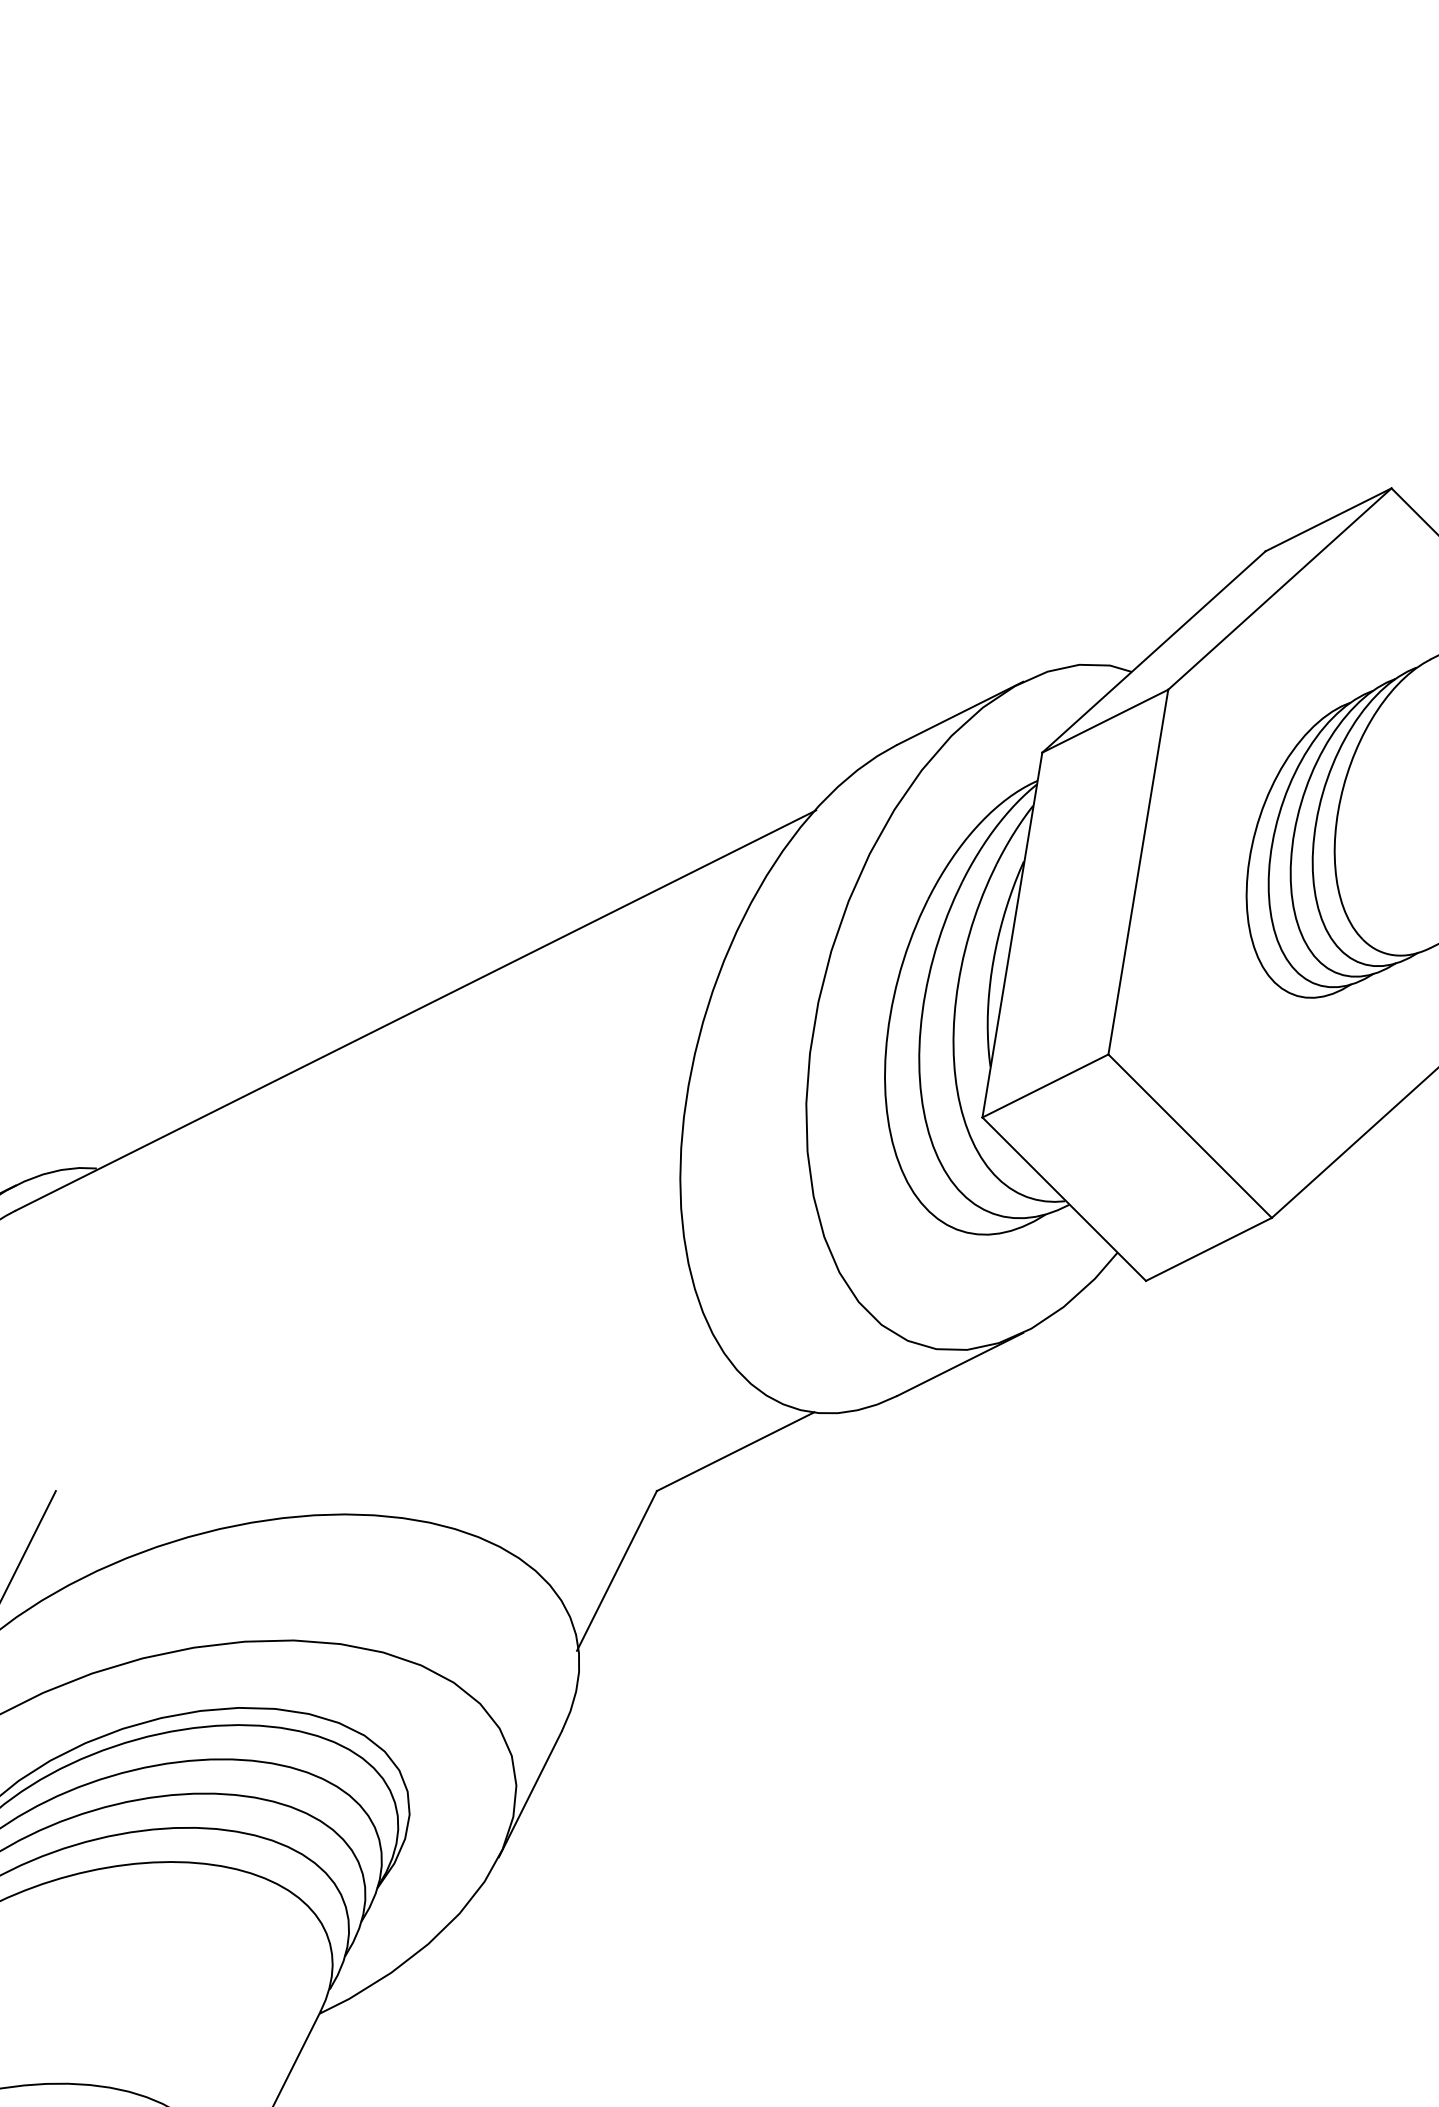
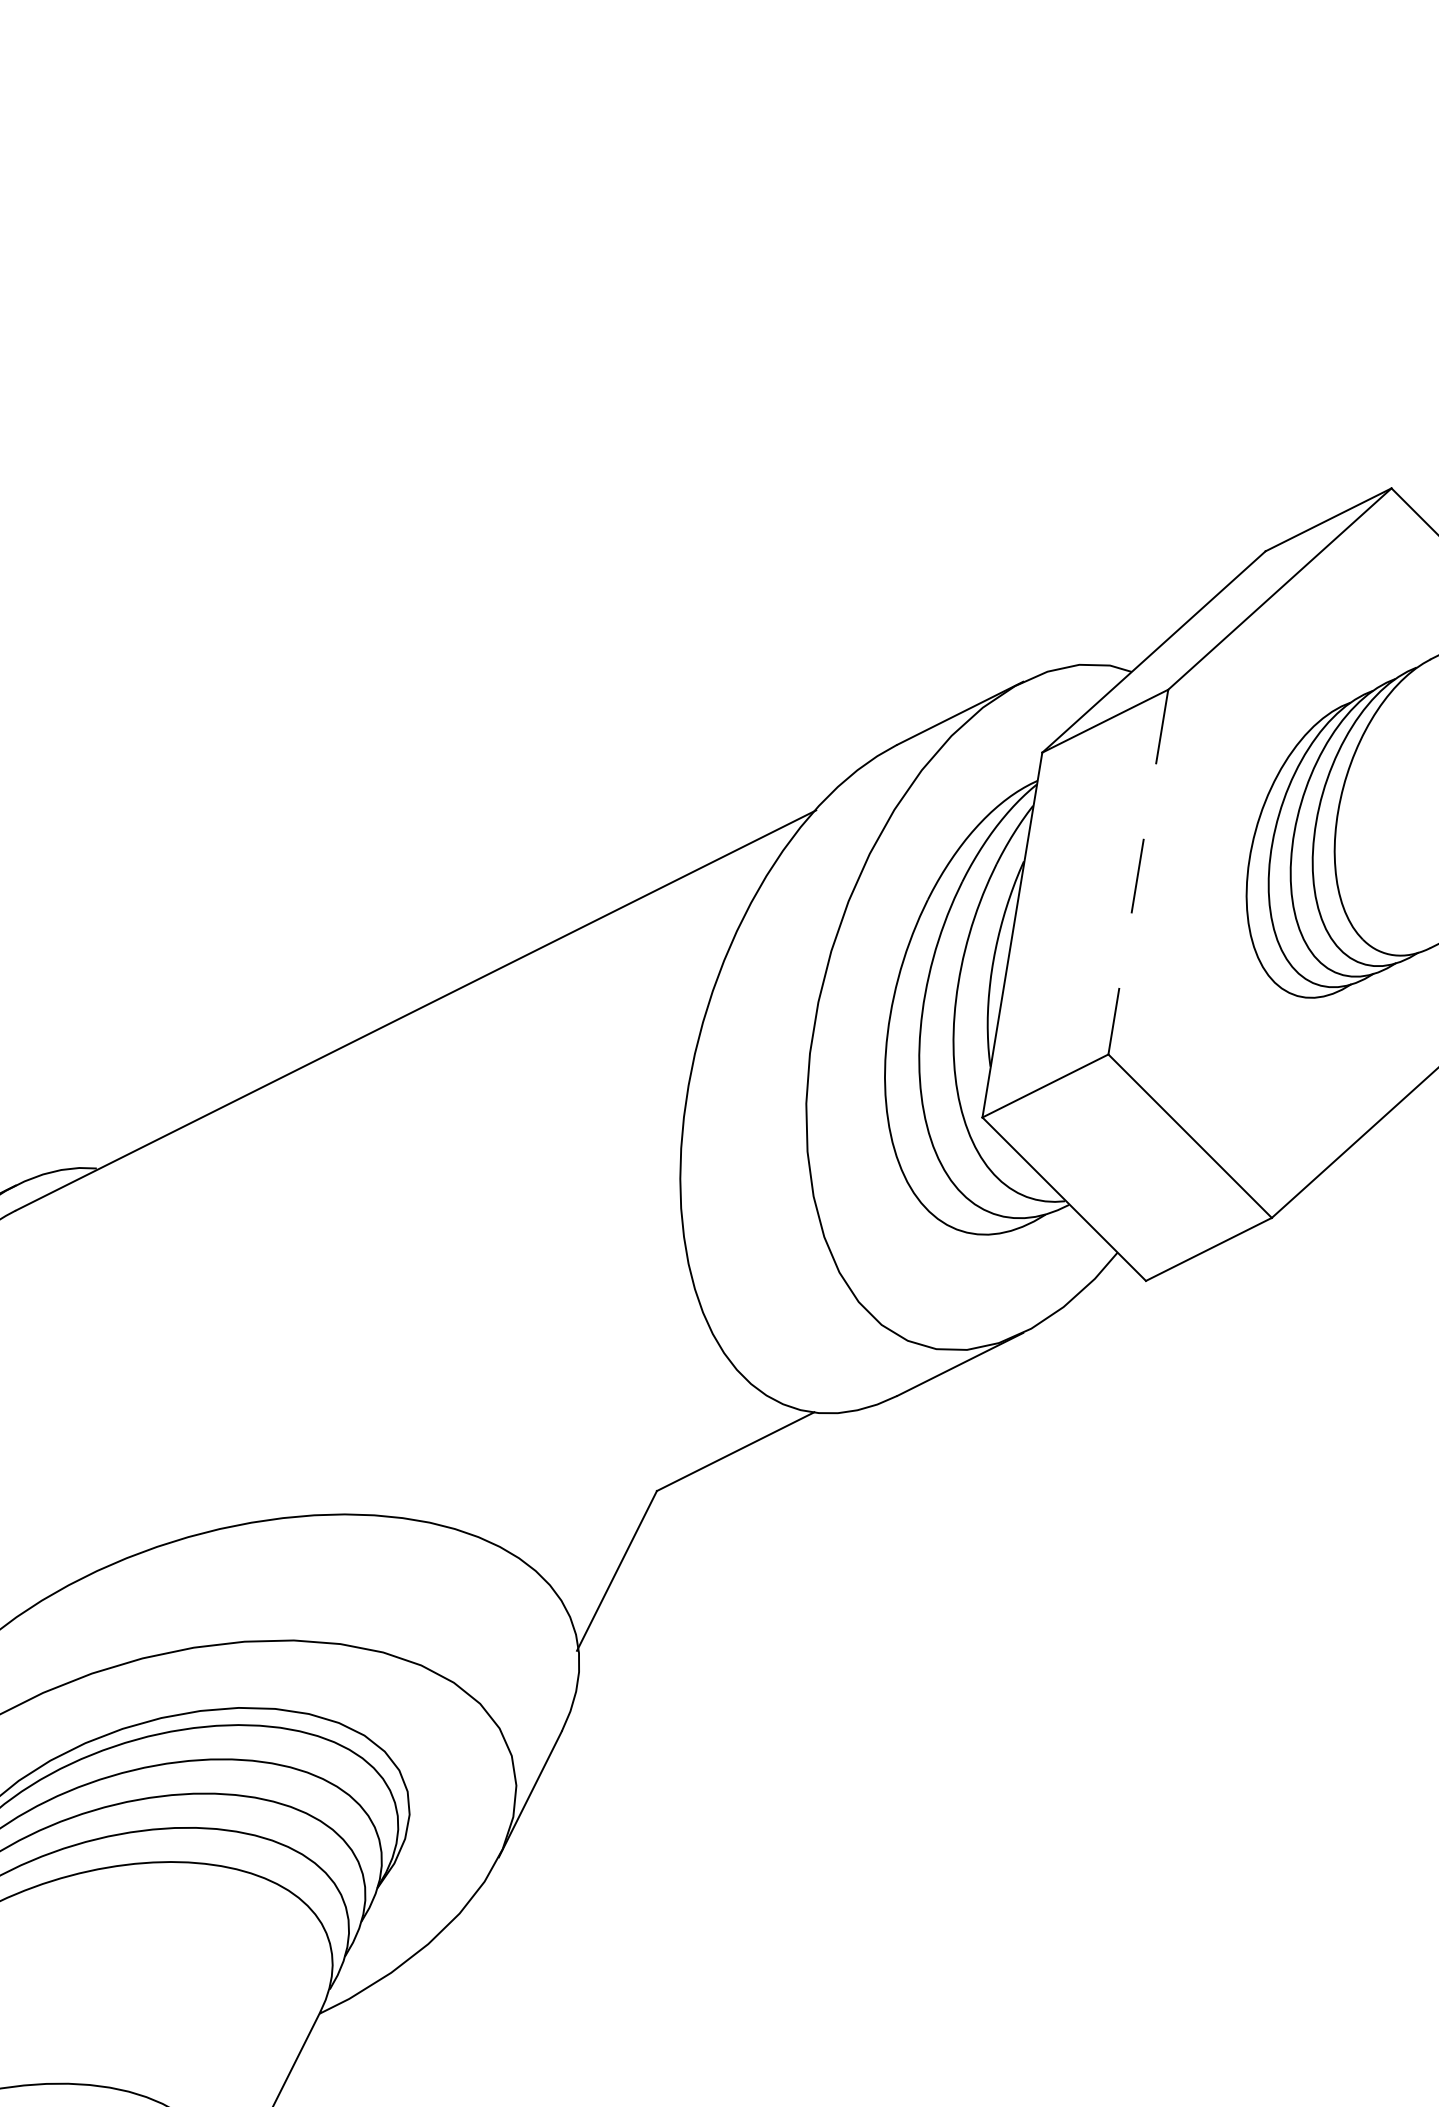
line: solid -> dashed (1138, 872)
line: present -> none (28, 1544)
